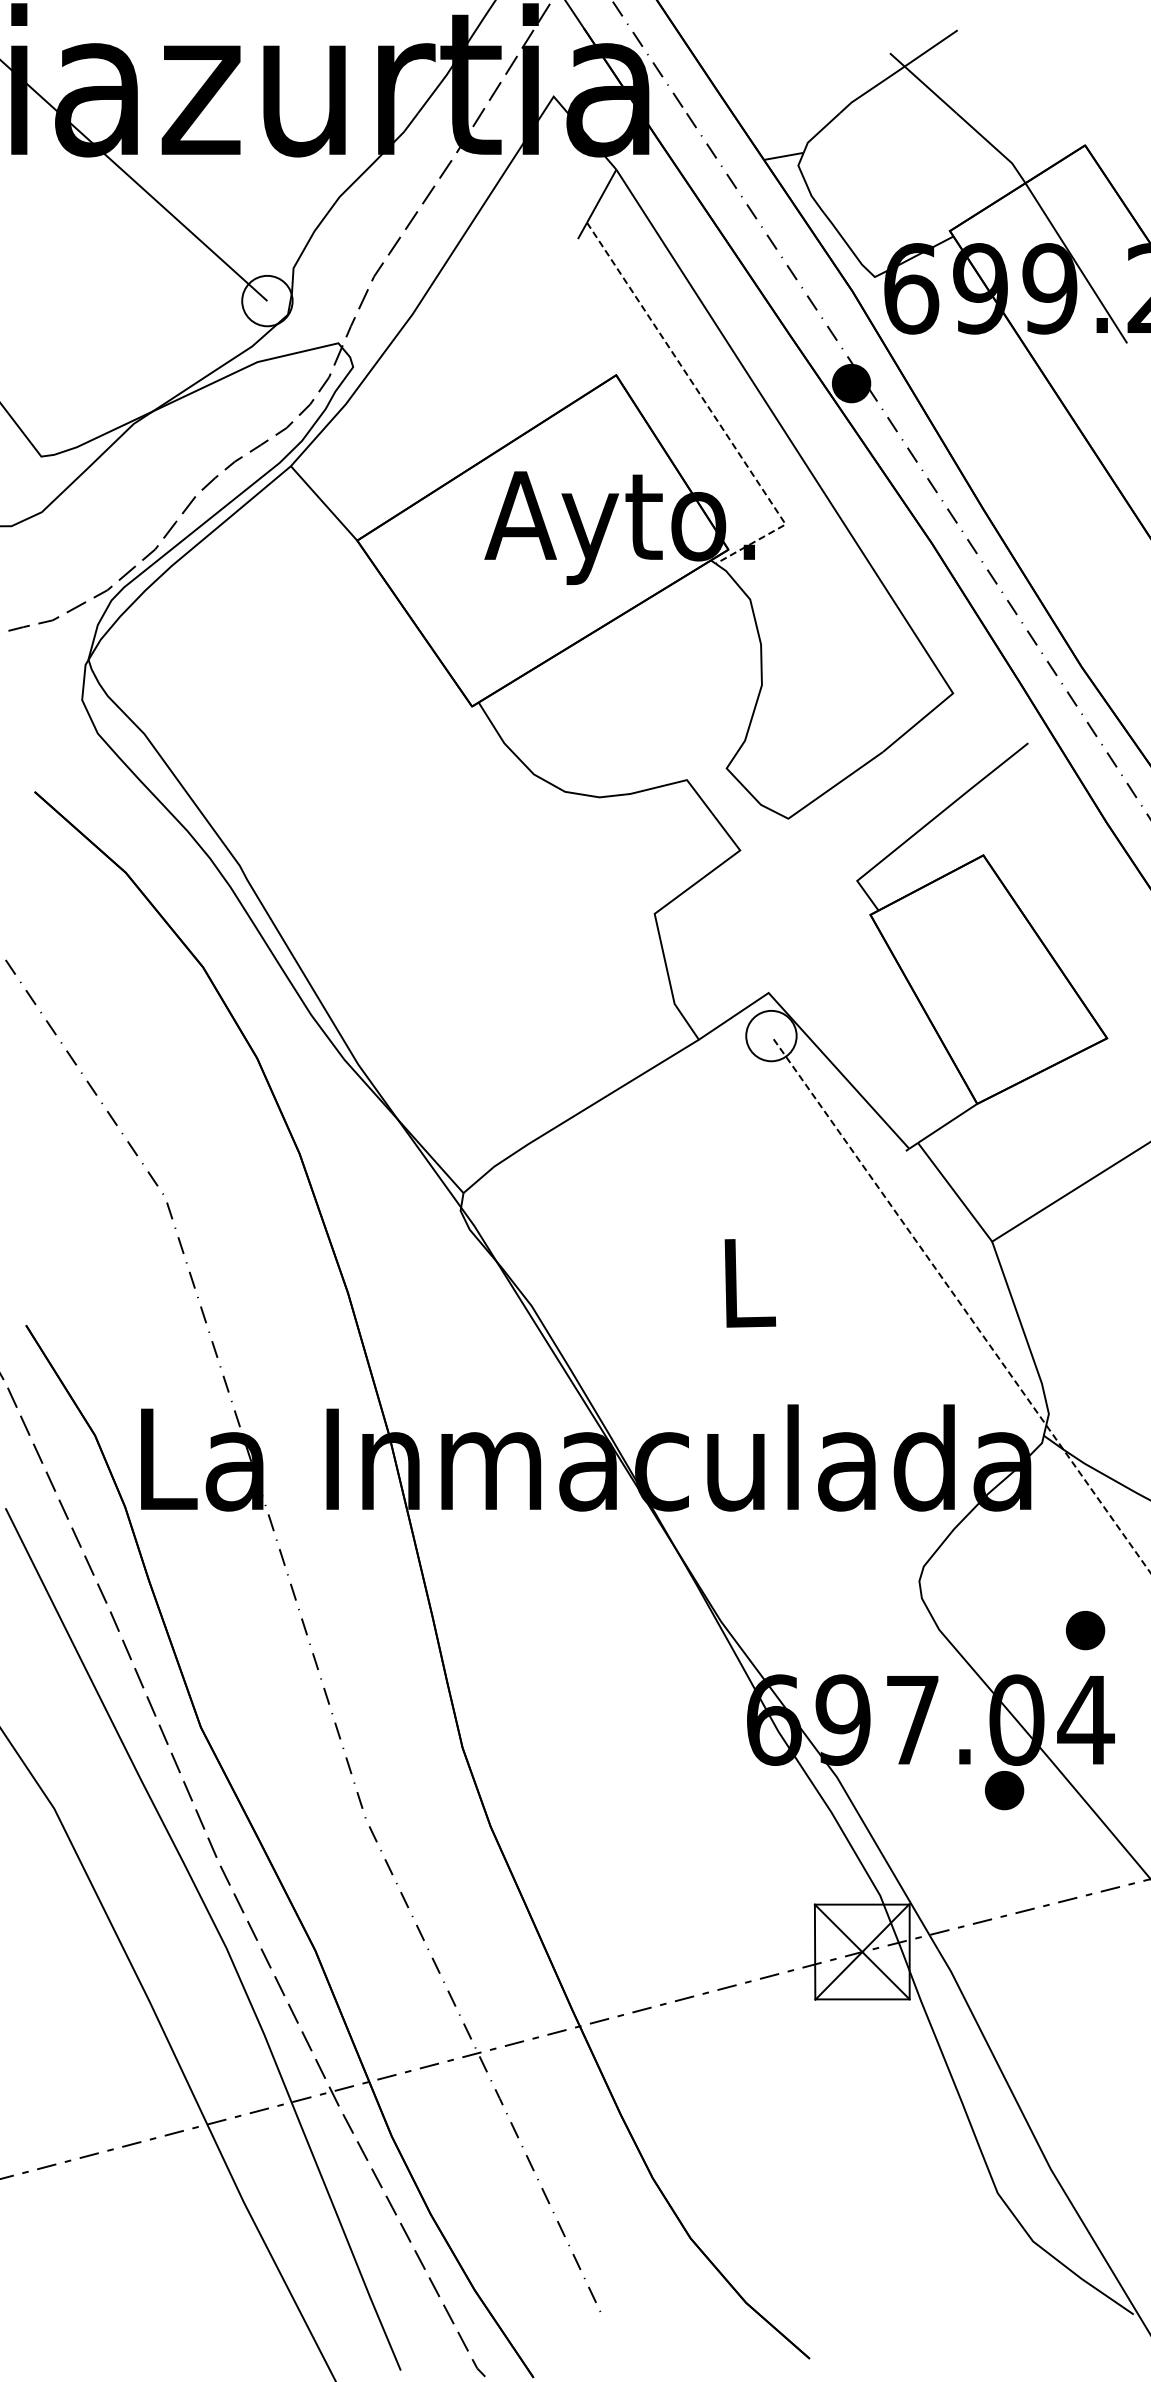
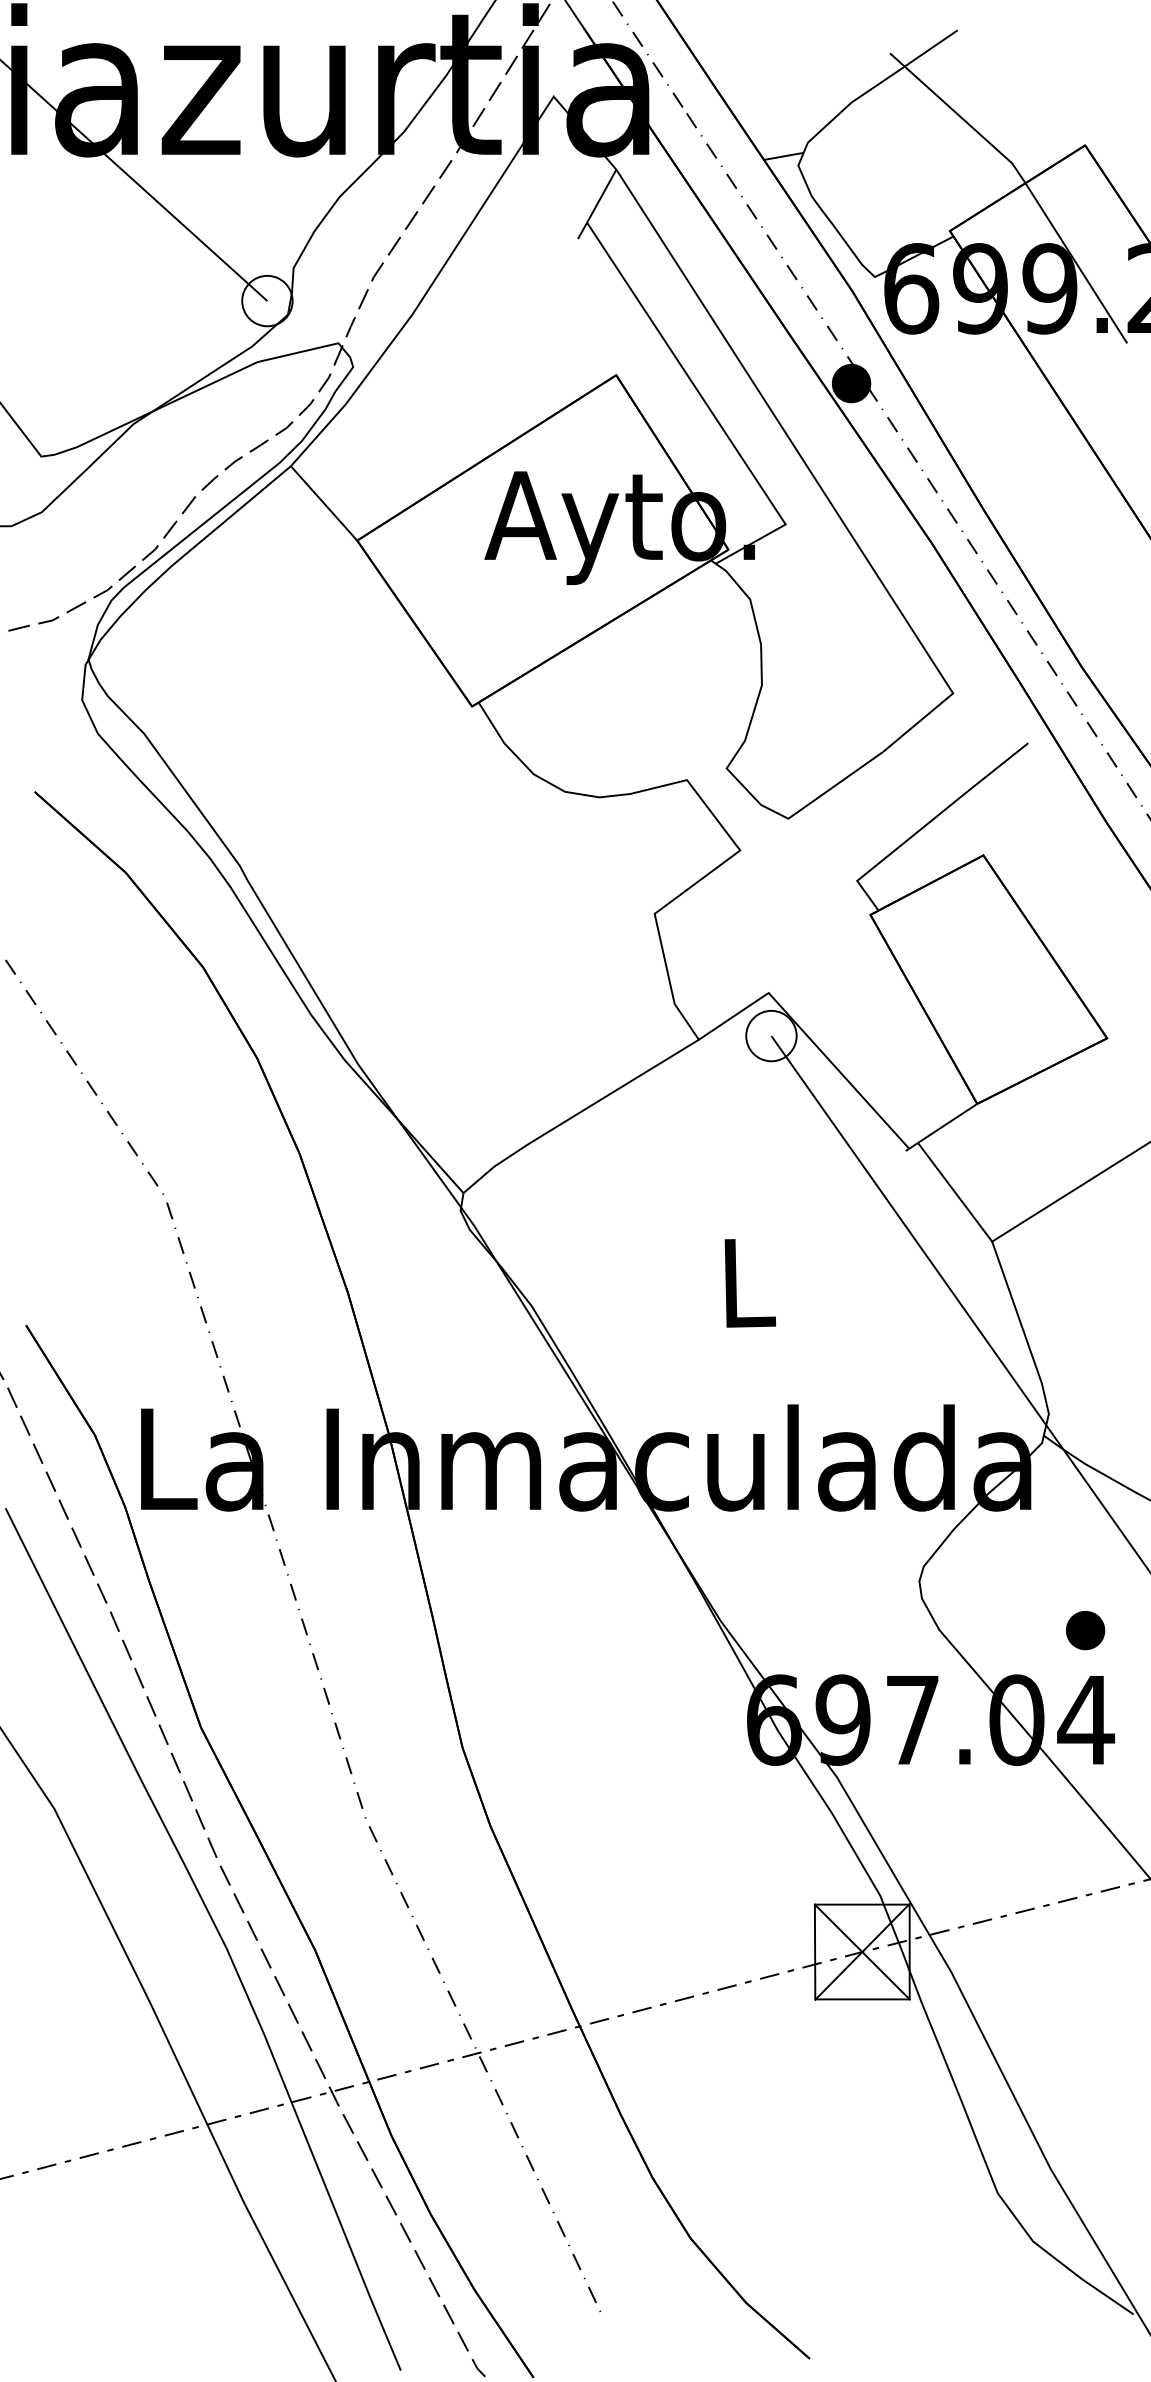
line: dashed -> solid (708, 407)
line: dashed -> solid (961, 1304)
part: present -> none (1004, 1790)
